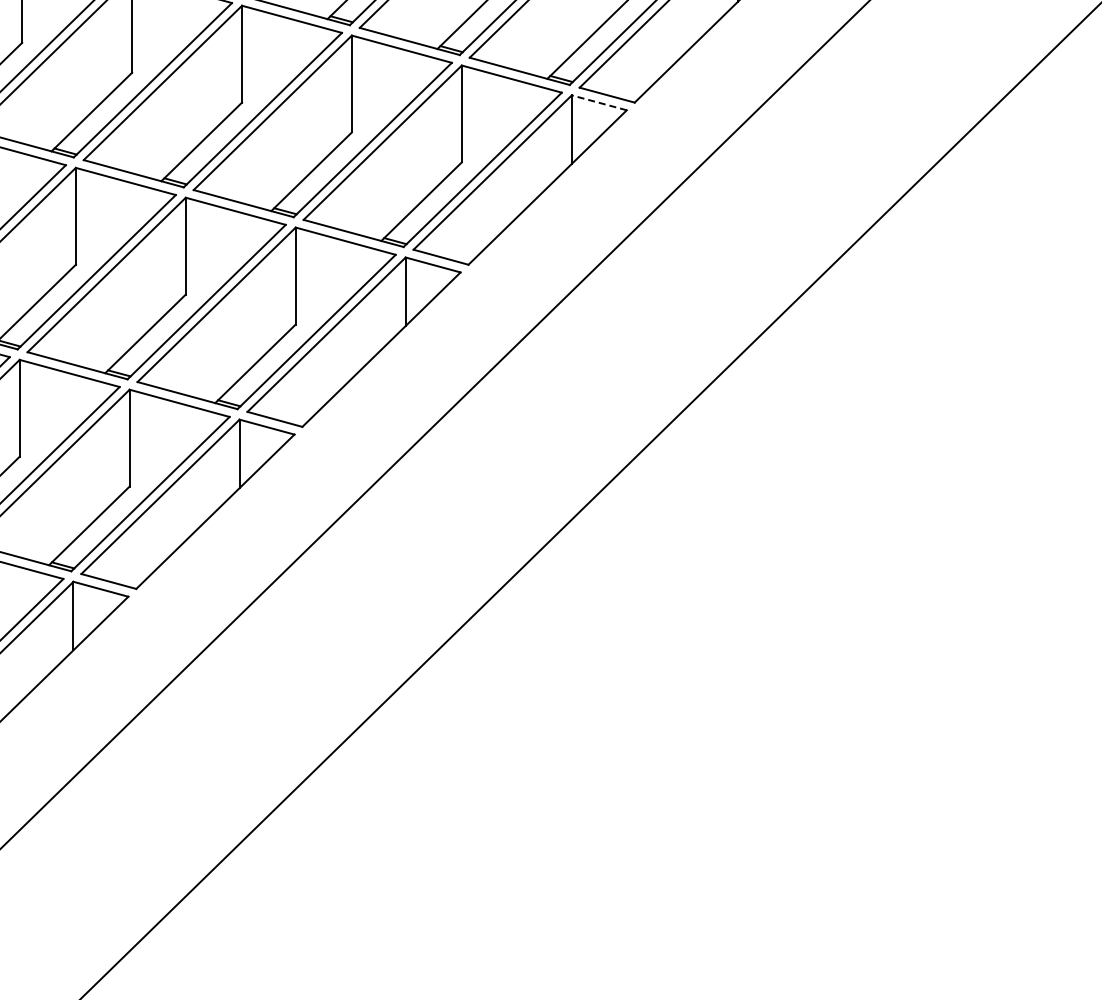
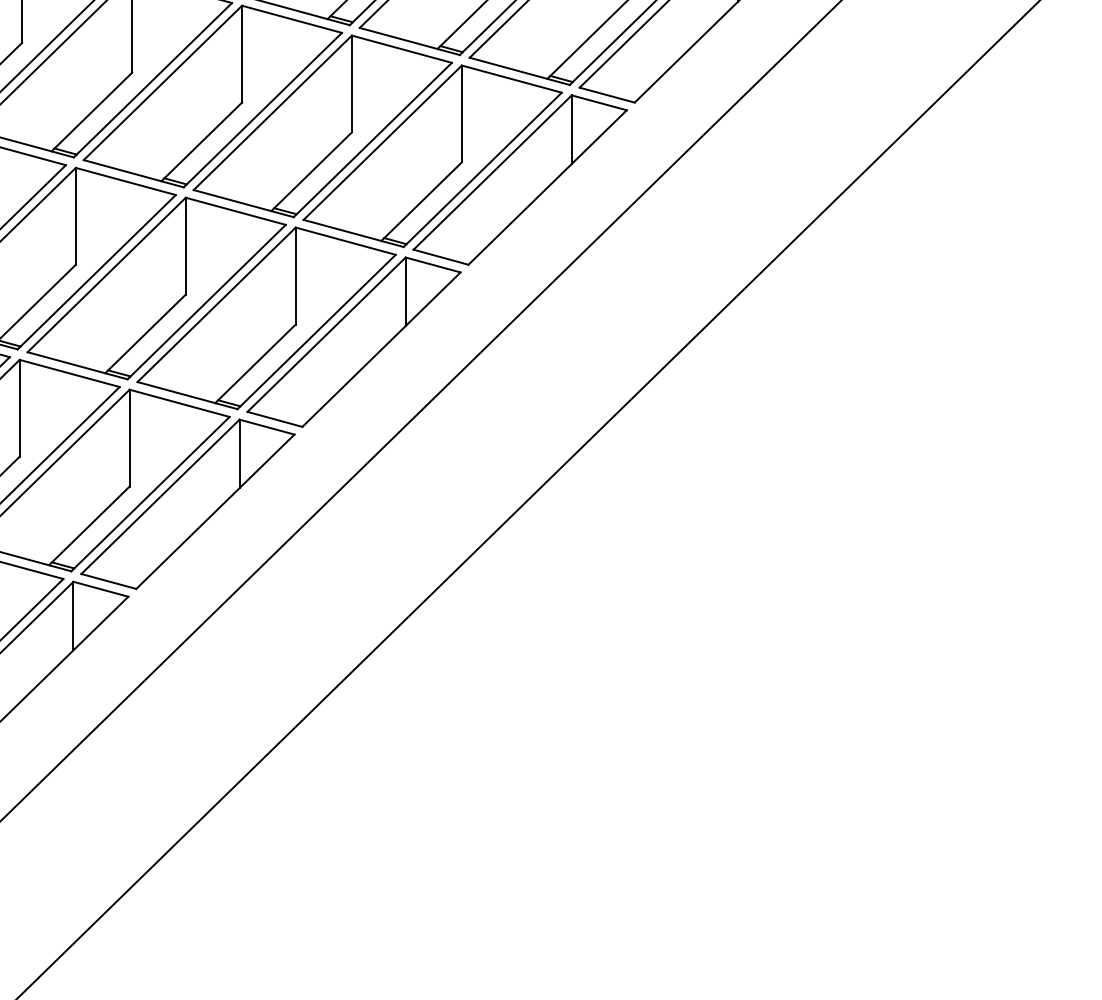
line: dashed -> solid (599, 102)
line position: (434, 424) -> (420, 410) (420, 410)
line position: (590, 500) -> (528, 499) (528, 499)
